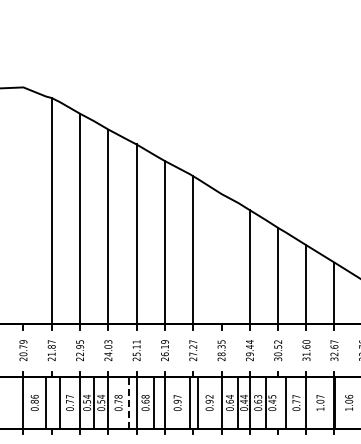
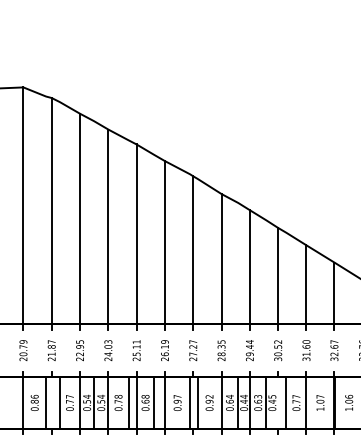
line: none -> present (23, 205)
line: none -> present (221, 259)
line: dashed -> solid (128, 402)
